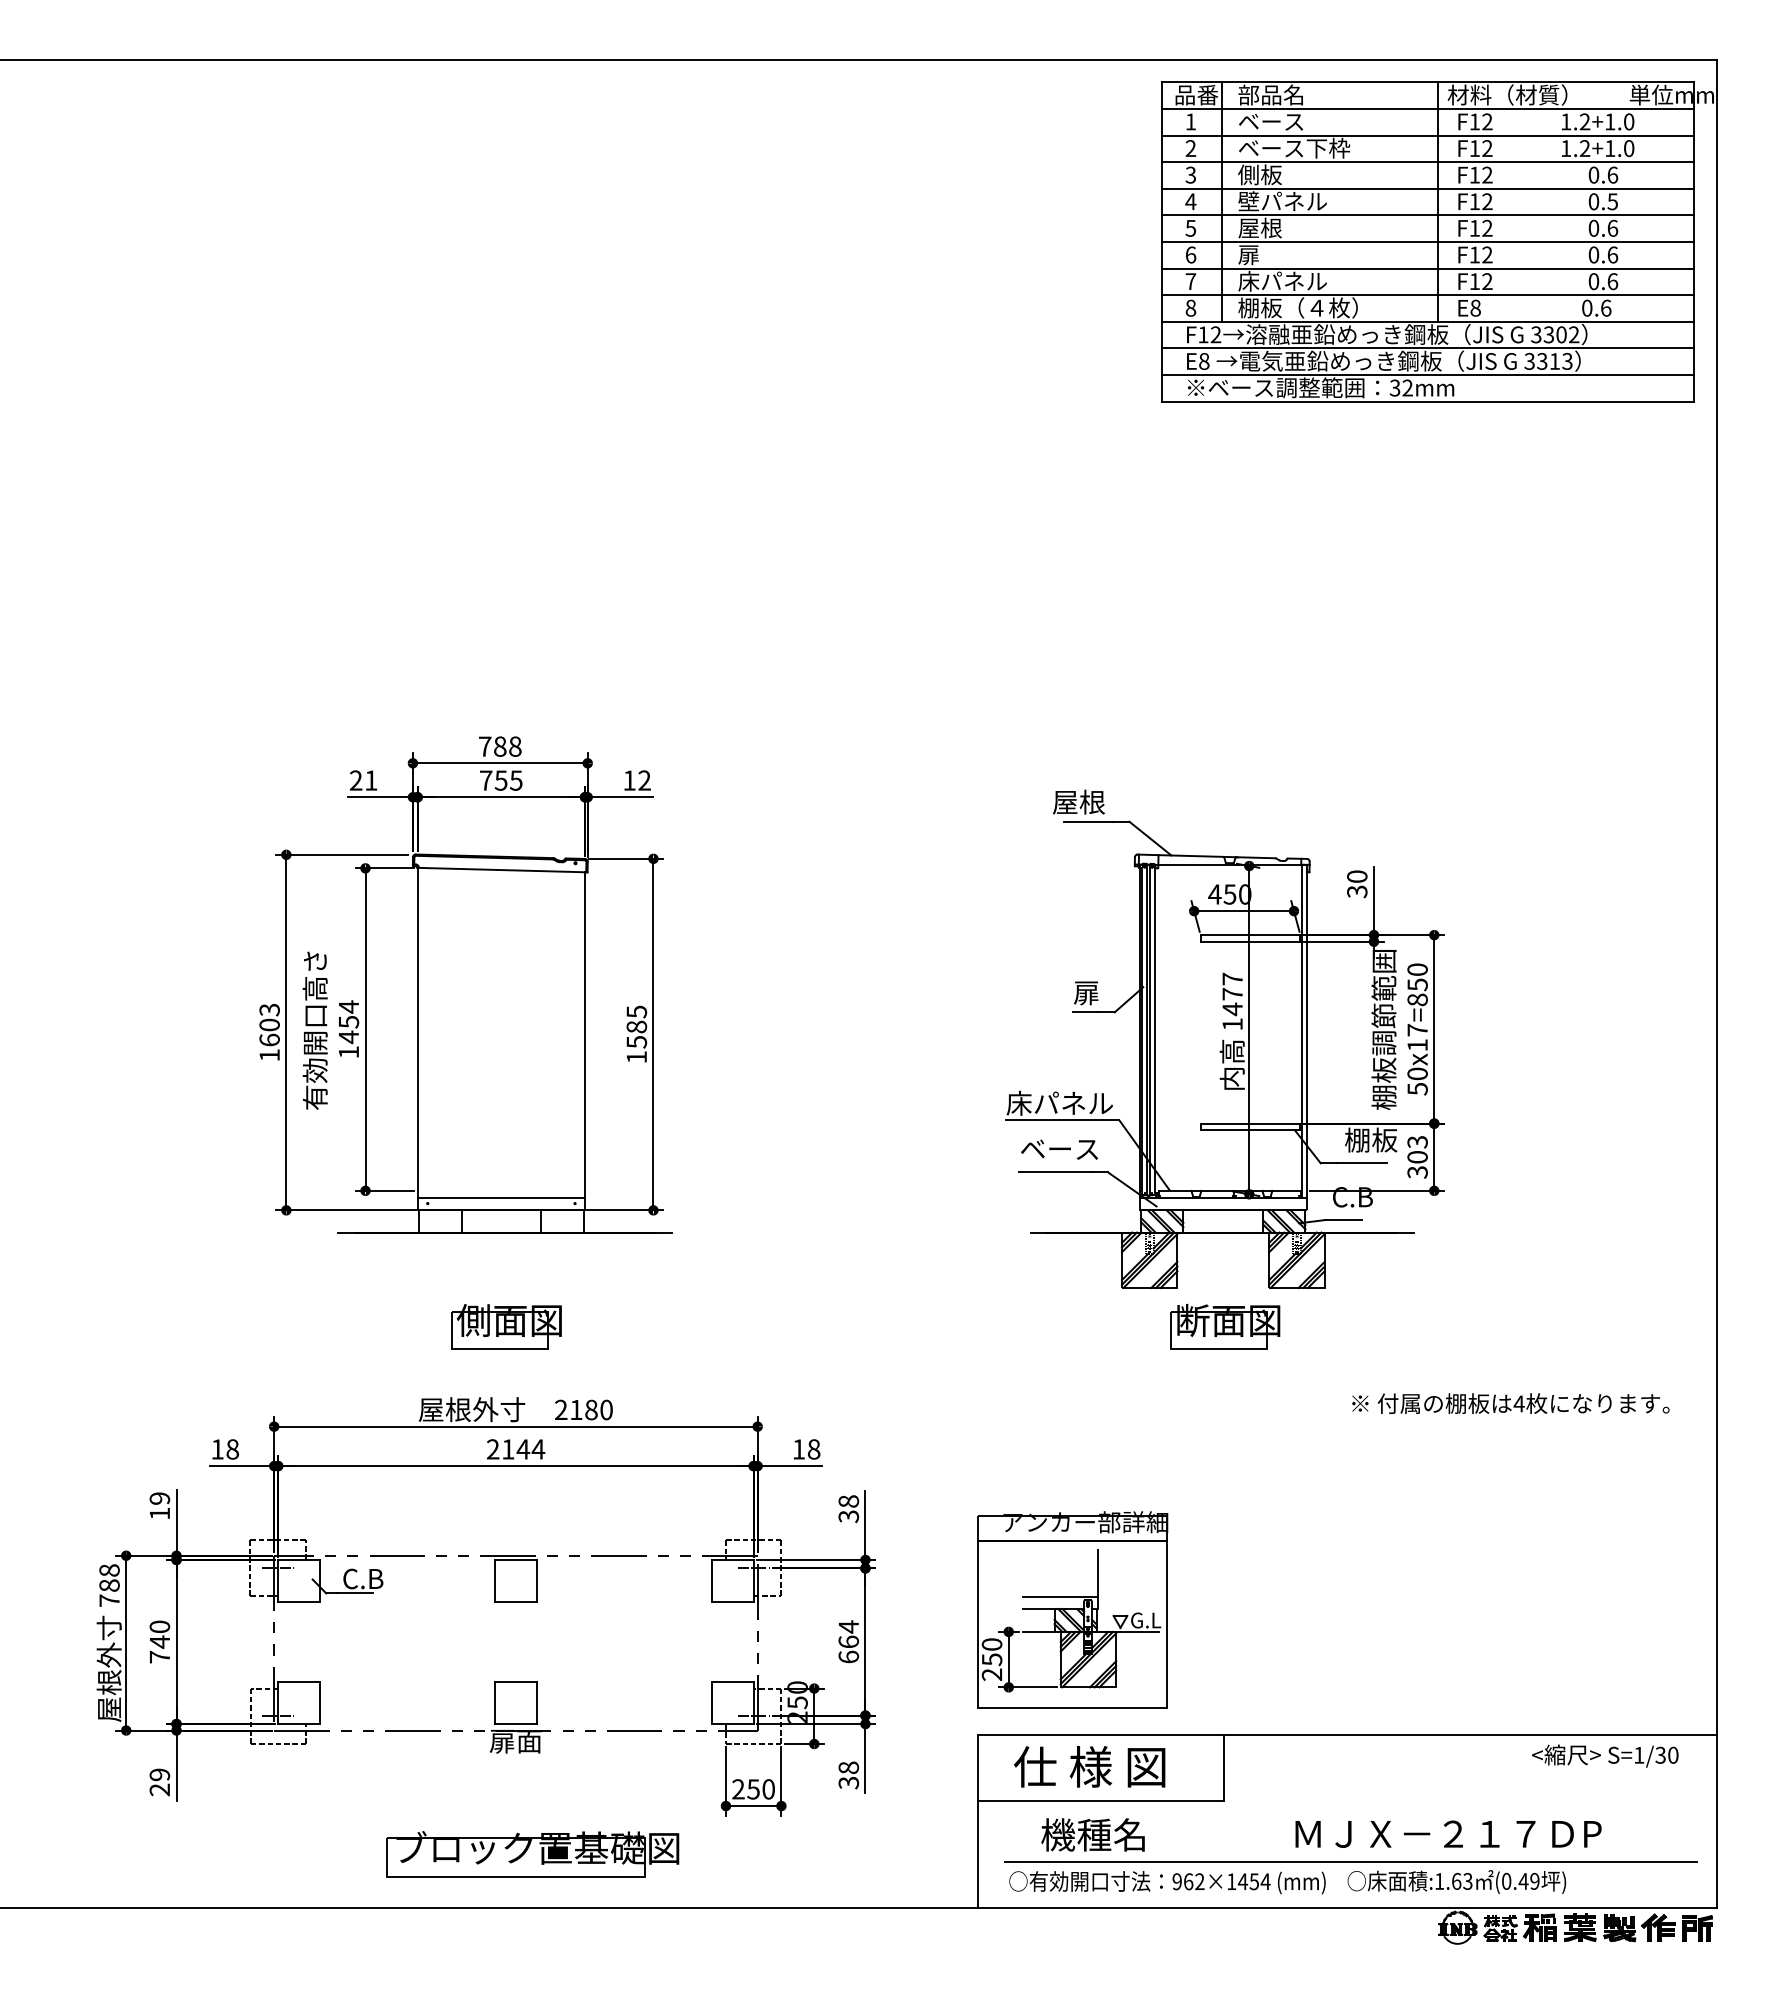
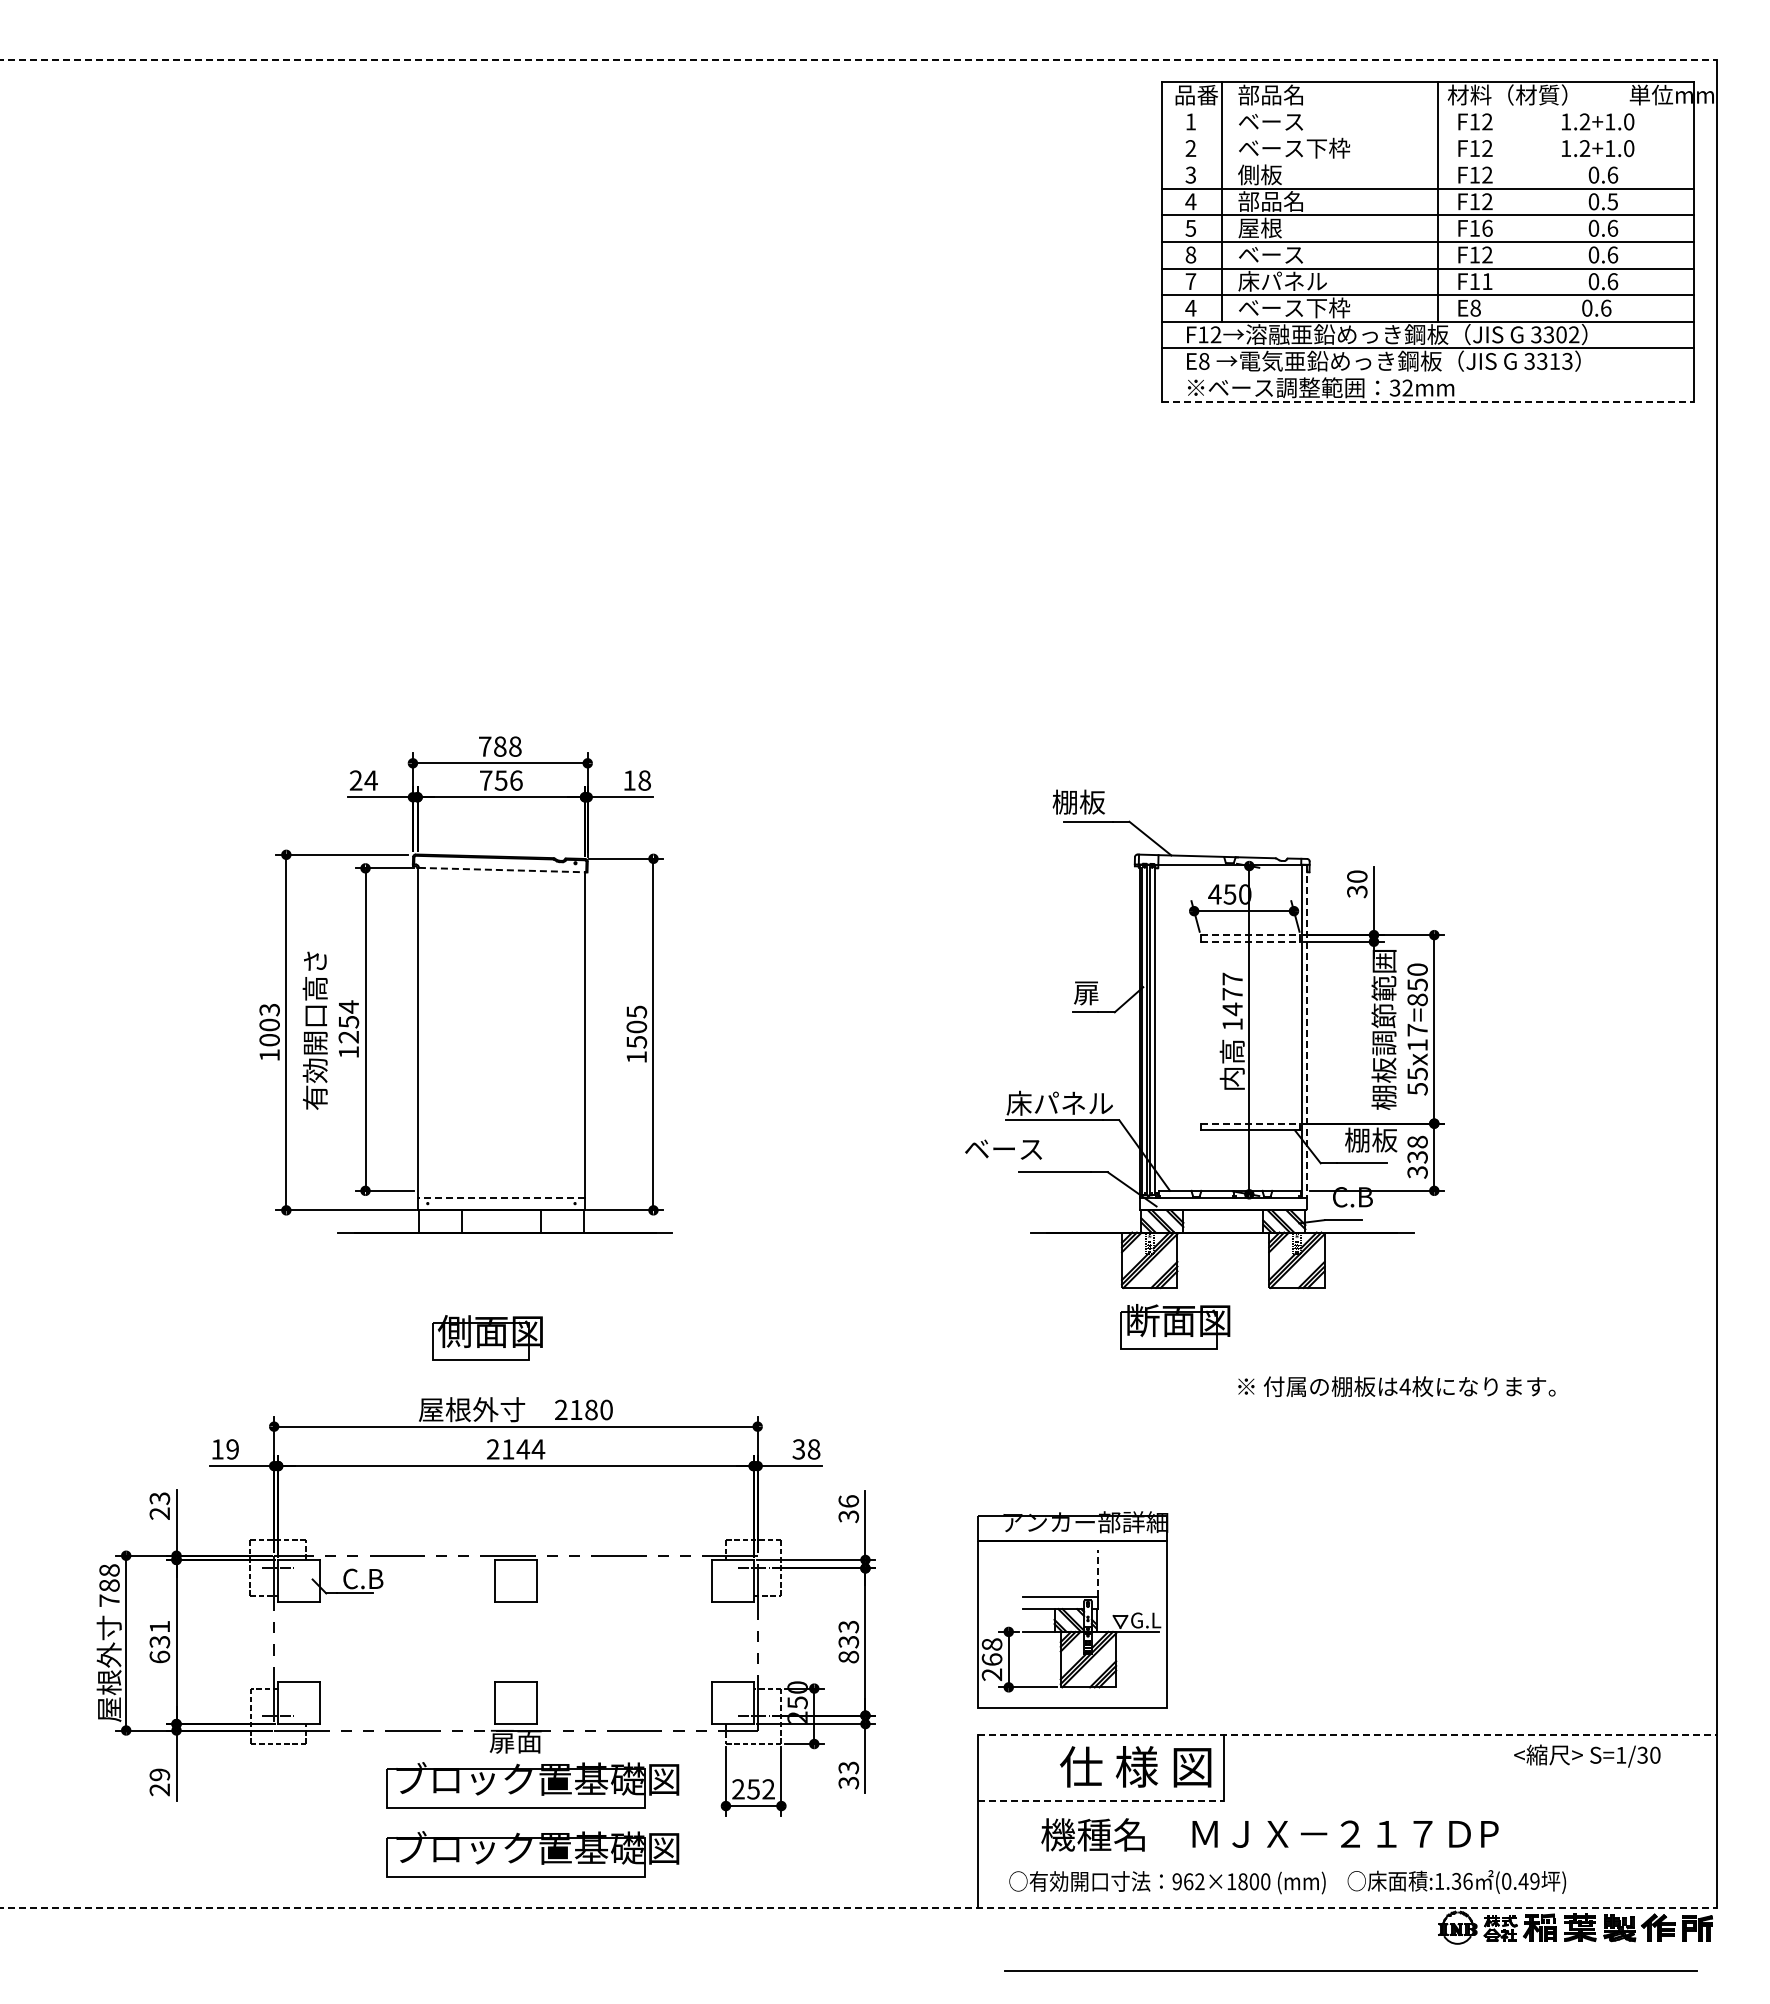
line: solid -> dashed (858, 60)
line: present -> none (1428, 108)
line: present -> none (1428, 135)
line: present -> none (1428, 162)
text: 壁パネル -> 部品名 (1282, 201)
text: F12 -> F16 (1487, 227)
text: 6 -> 8 (1190, 254)
text: 扉 -> ベース (1270, 255)
text: F12 -> F11 (1487, 281)
text: 8 -> 4 (1190, 307)
text: 棚板（４枚） -> ベース下枠 (1297, 307)
line: present -> none (1428, 375)
line: solid -> dashed (1428, 401)
text: 21 -> 24 (370, 780)
text: 755 -> 756 (515, 780)
text: 12 -> 18 (644, 780)
text: 屋根 -> 棚板 (1078, 801)
line: solid -> dashed (503, 870)
line: solid -> dashed (1250, 935)
line: solid -> dashed (1250, 941)
text: 1585 -> 1505 (636, 1026)
line: solid -> dashed (1306, 1031)
text: 1454 -> 1254 (348, 1037)
text: 1603 -> 1003 (269, 1039)
text: 50x17=850 -> 55x17=850 (1417, 1073)
line: solid -> dashed (1250, 1123)
text position: (1059, 1149) -> (1003, 1149) (1003, 1149)
text: 303 -> 338 (1417, 1149)
line: solid -> dashed (501, 1197)
part position: (506, 1326) -> (487, 1337) (487, 1337)
part position: (1225, 1326) -> (1175, 1326) (1175, 1326)
text position: (1510, 1403) -> (1396, 1386) (1396, 1386)
text: 18 -> 19 (232, 1449)
text: 18 -> 38 (798, 1449)
text: 38 -> 36 (848, 1501)
text: 19 -> 23 (159, 1505)
line: solid -> dashed (1098, 1573)
text: 740 -> 631 (159, 1641)
text: 664 -> 833 (848, 1641)
text: 250 -> 268 (991, 1652)
line: solid -> dashed (1347, 1734)
text position: (1605, 1755) -> (1587, 1755) (1587, 1755)
text position: (1089, 1766) -> (1135, 1766) (1135, 1766)
text: 38 -> 33 (848, 1767)
part: none -> present (532, 1785)
text: 250 -> 252 (768, 1789)
line: solid -> dashed (1101, 1801)
text position: (1448, 1833) -> (1345, 1833) (1345, 1833)
line position: (1350, 1861) -> (1350, 1970) (1350, 1970)
text: :1.63 -> :1.36 (1461, 1880)
text: 962×1454 -> 962×1800 (1253, 1881)
line: solid -> dashed (858, 1907)
